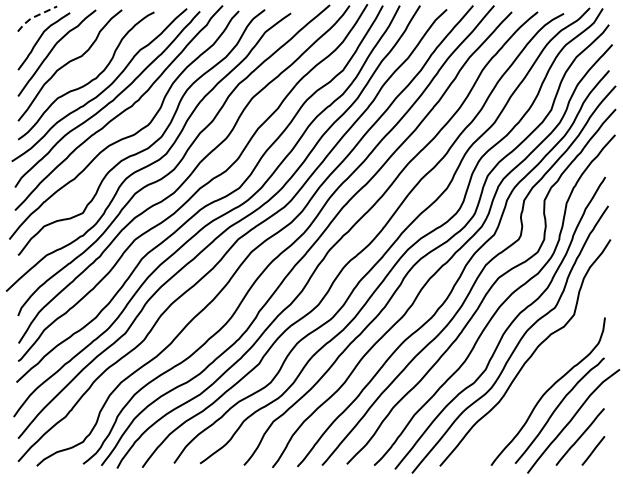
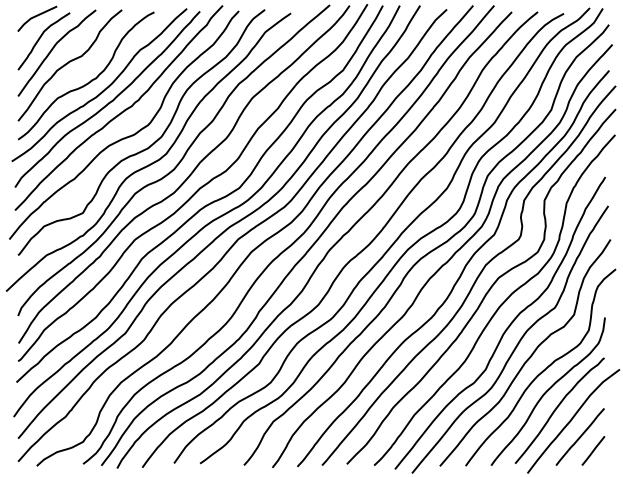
line: dashed -> solid (34, 16)
curve: none -> present (543, 369)
